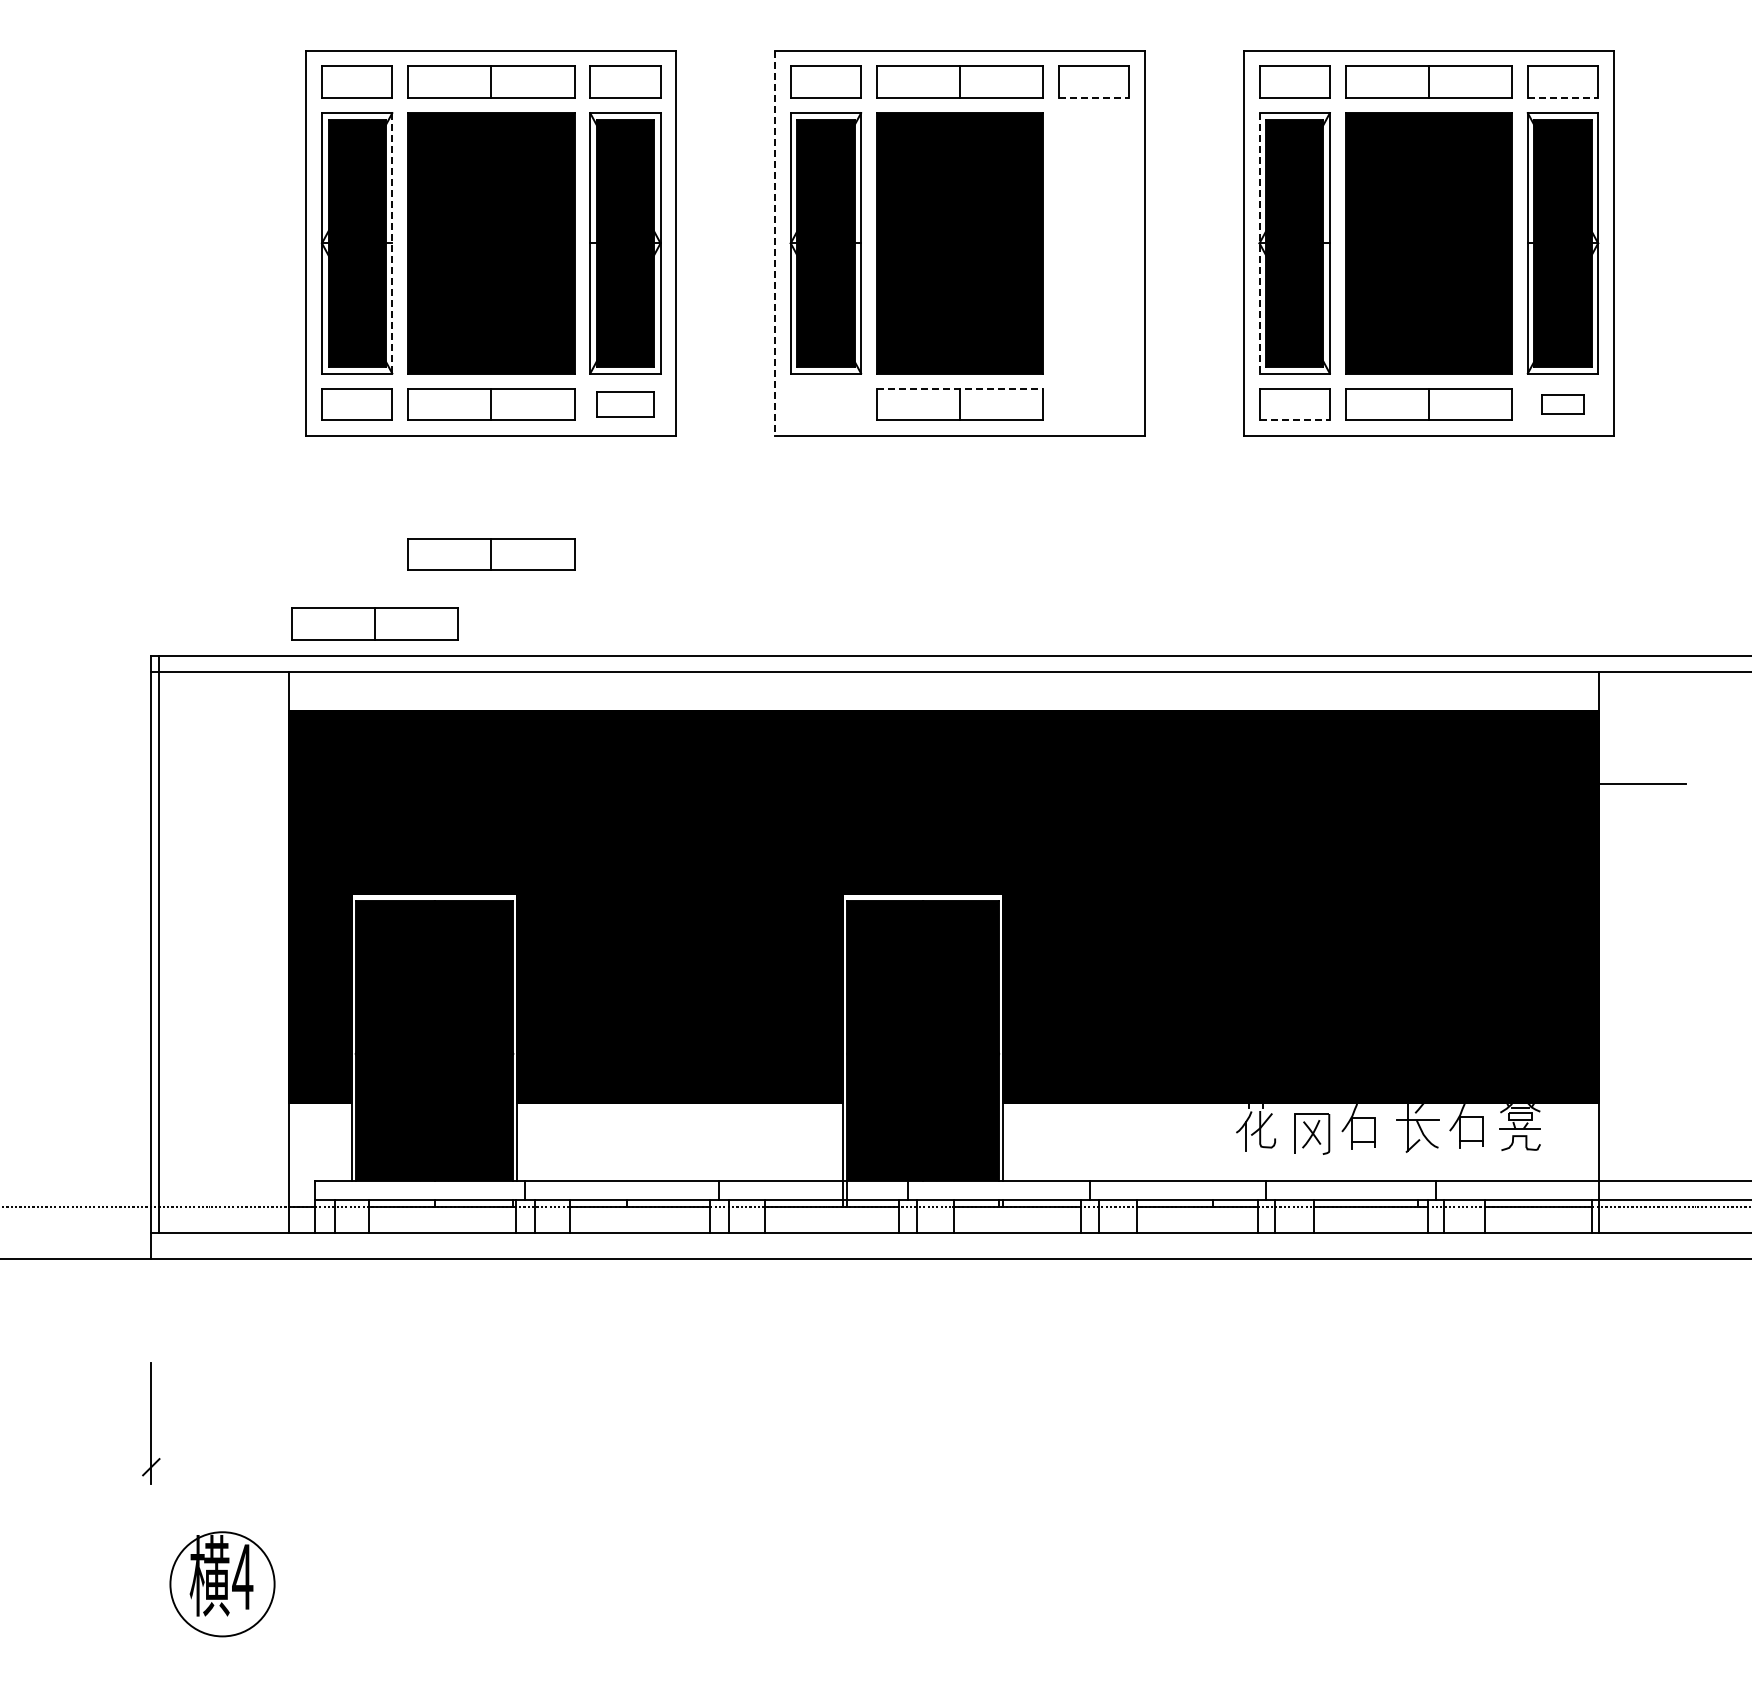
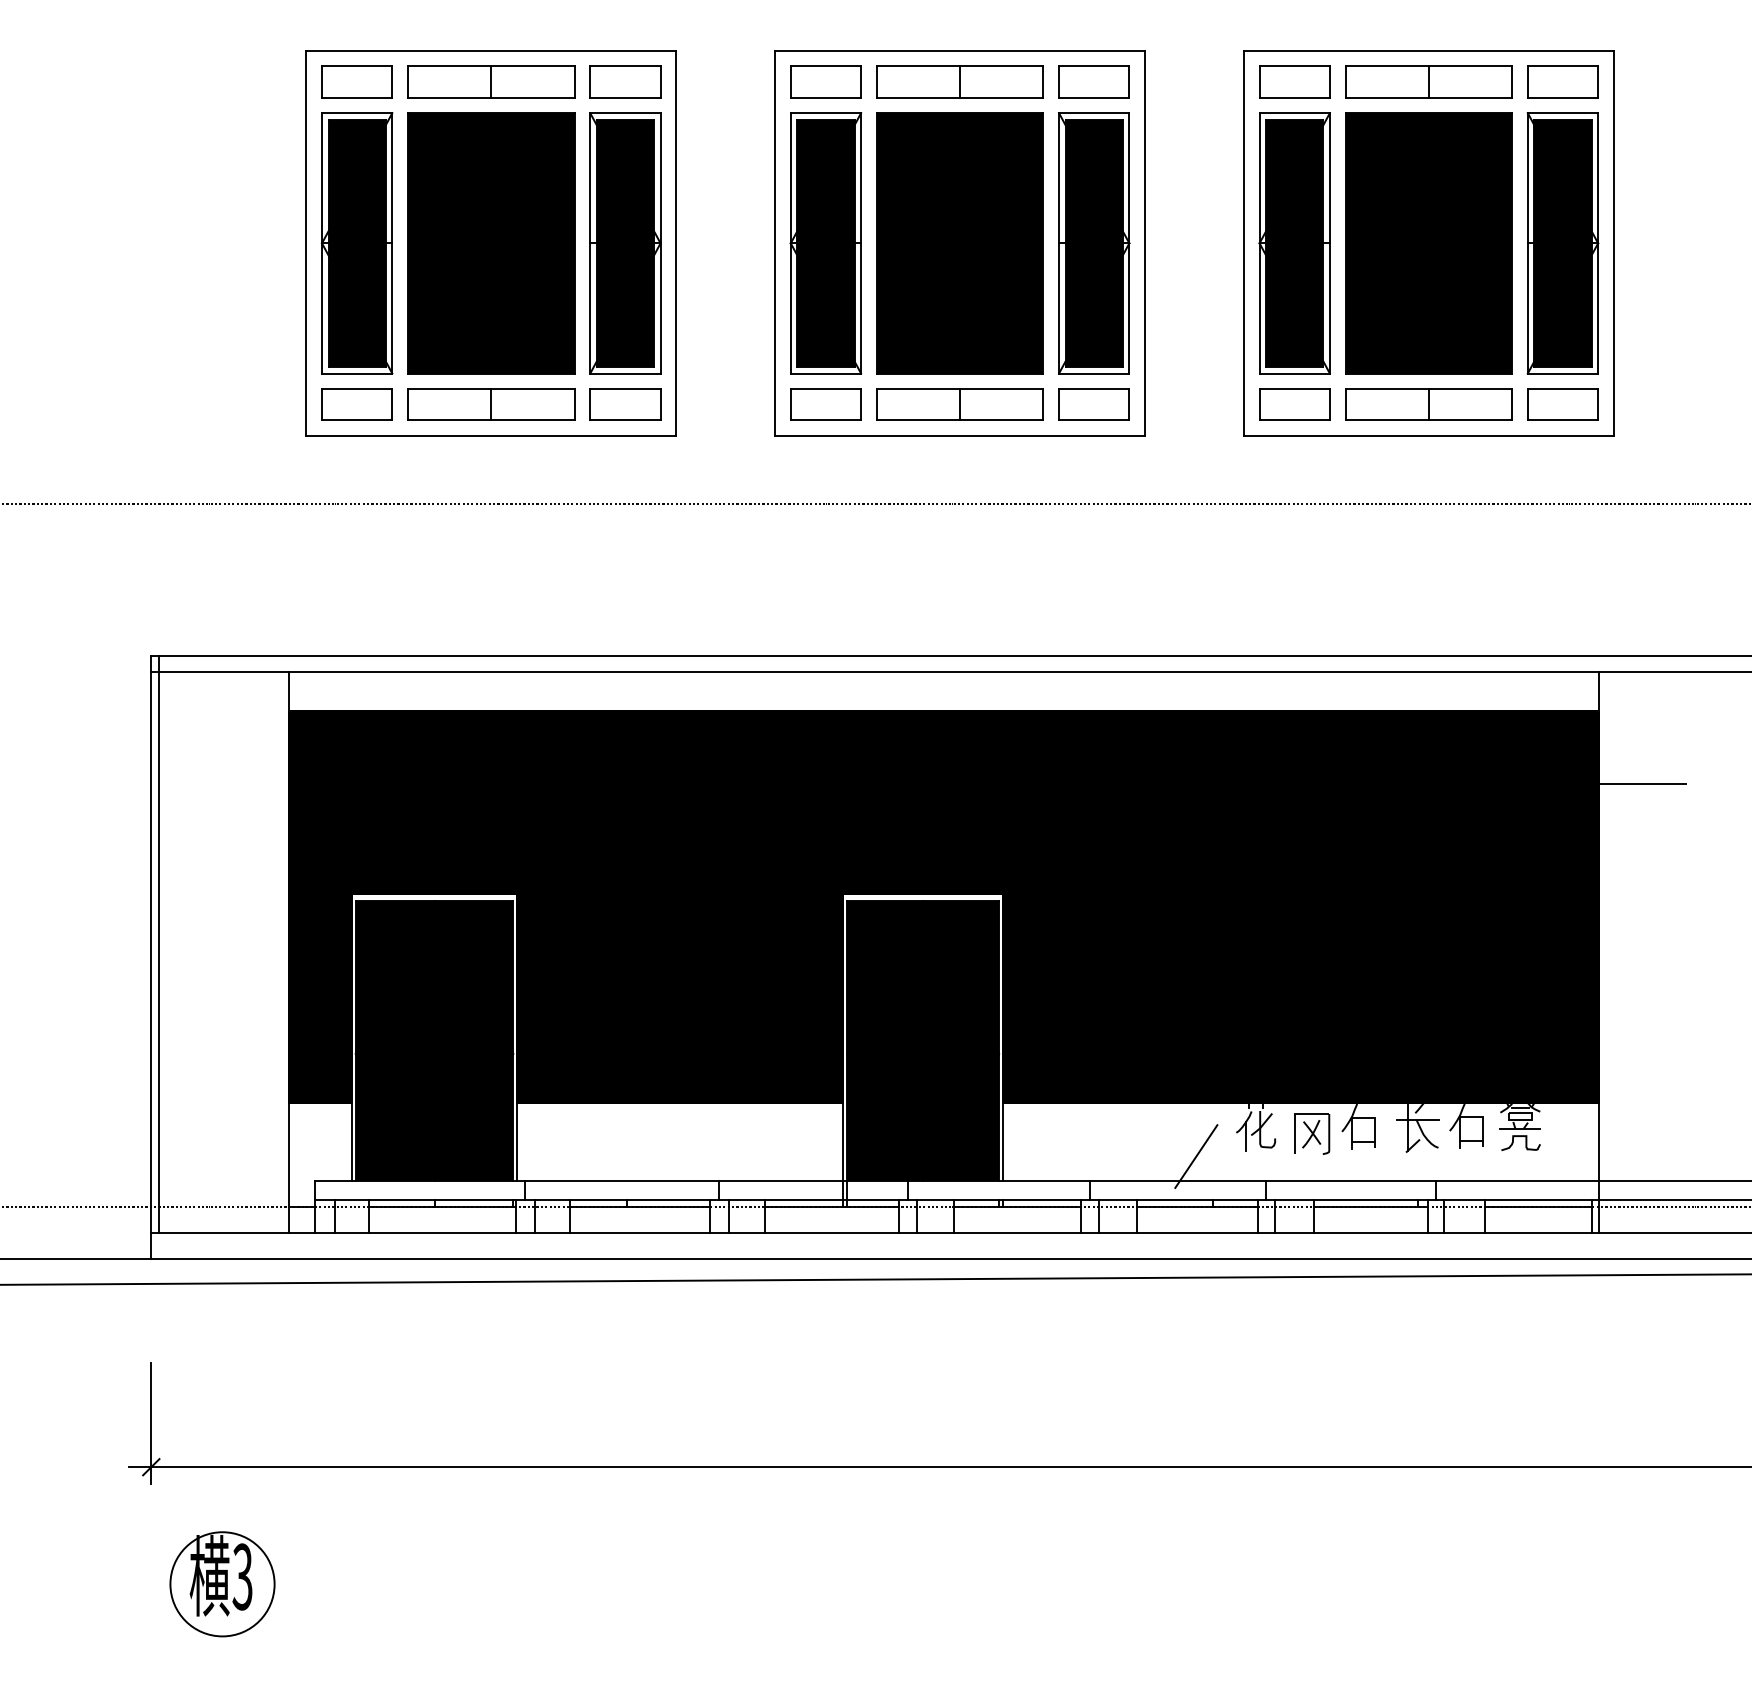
line: dashed -> solid (1094, 97)
line: dashed -> solid (1563, 97)
line: dashed -> solid (392, 243)
line: dashed -> solid (775, 243)
part: none -> present (1094, 243)
line: dashed -> solid (1259, 243)
line: dashed -> solid (960, 389)
part size: 59x27 px -> 73x33 px (625, 404)
part: none -> present (825, 404)
part: none -> present (1093, 404)
part size: 44x21 px -> 72x33 px (1562, 404)
line: dashed -> solid (1295, 420)
line: none -> present (875, 503)
part: present -> none (491, 554)
part: present -> none (374, 623)
line: none -> present (1196, 1156)
line: none -> present (875, 1279)
line: none -> present (938, 1467)
text: 4 -> 3 (242, 1576)
